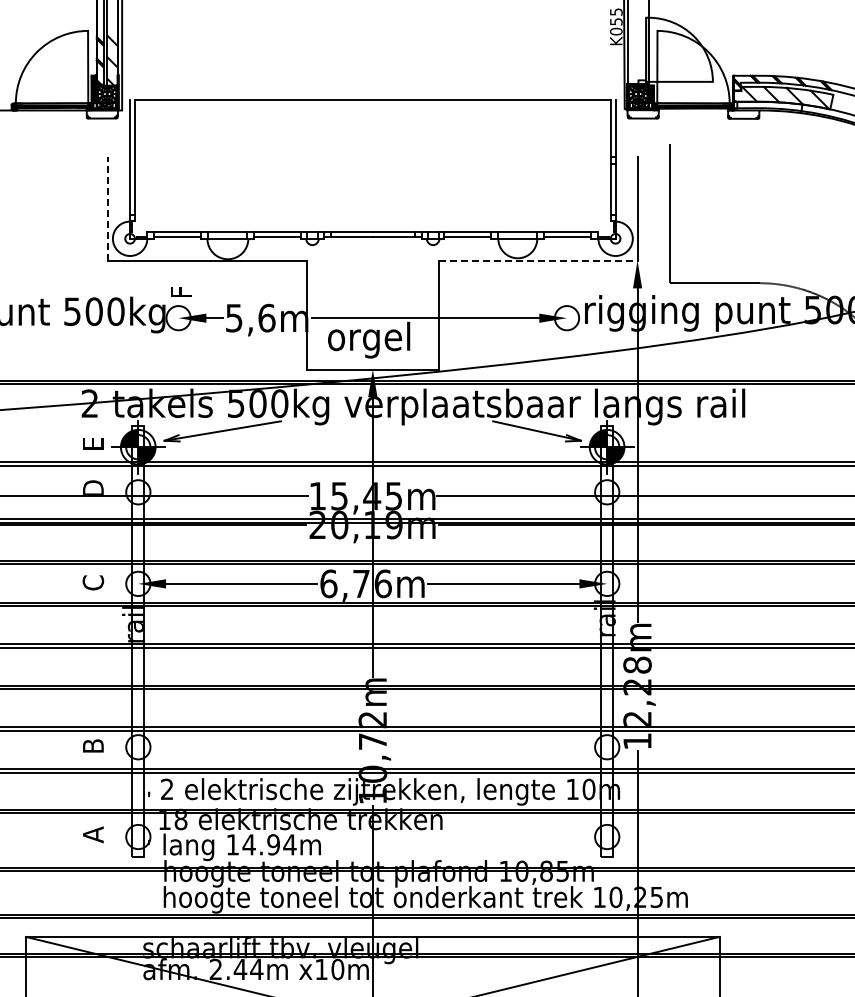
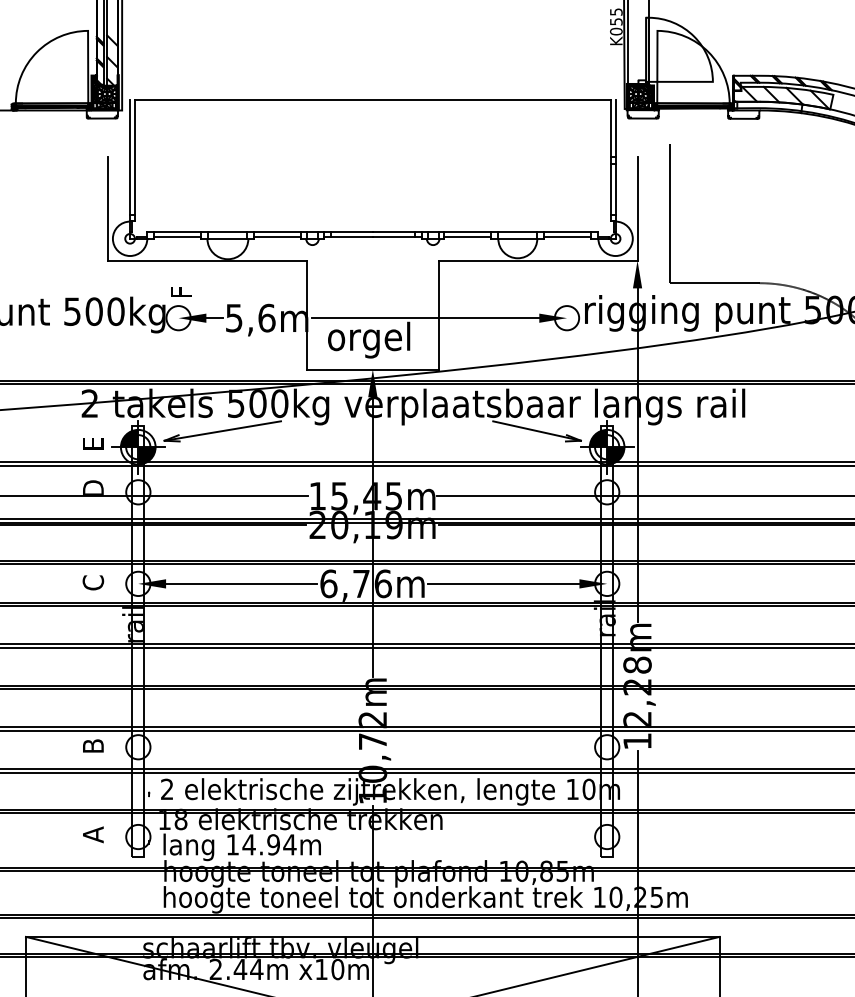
line: dashed -> solid (108, 208)
line: dashed -> solid (538, 260)
